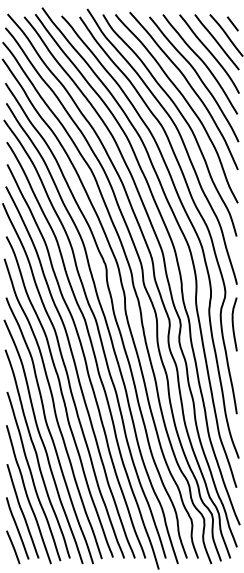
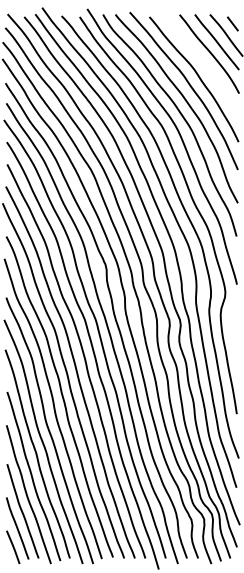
curve: present -> none (202, 62)
curve: present -> none (233, 324)
